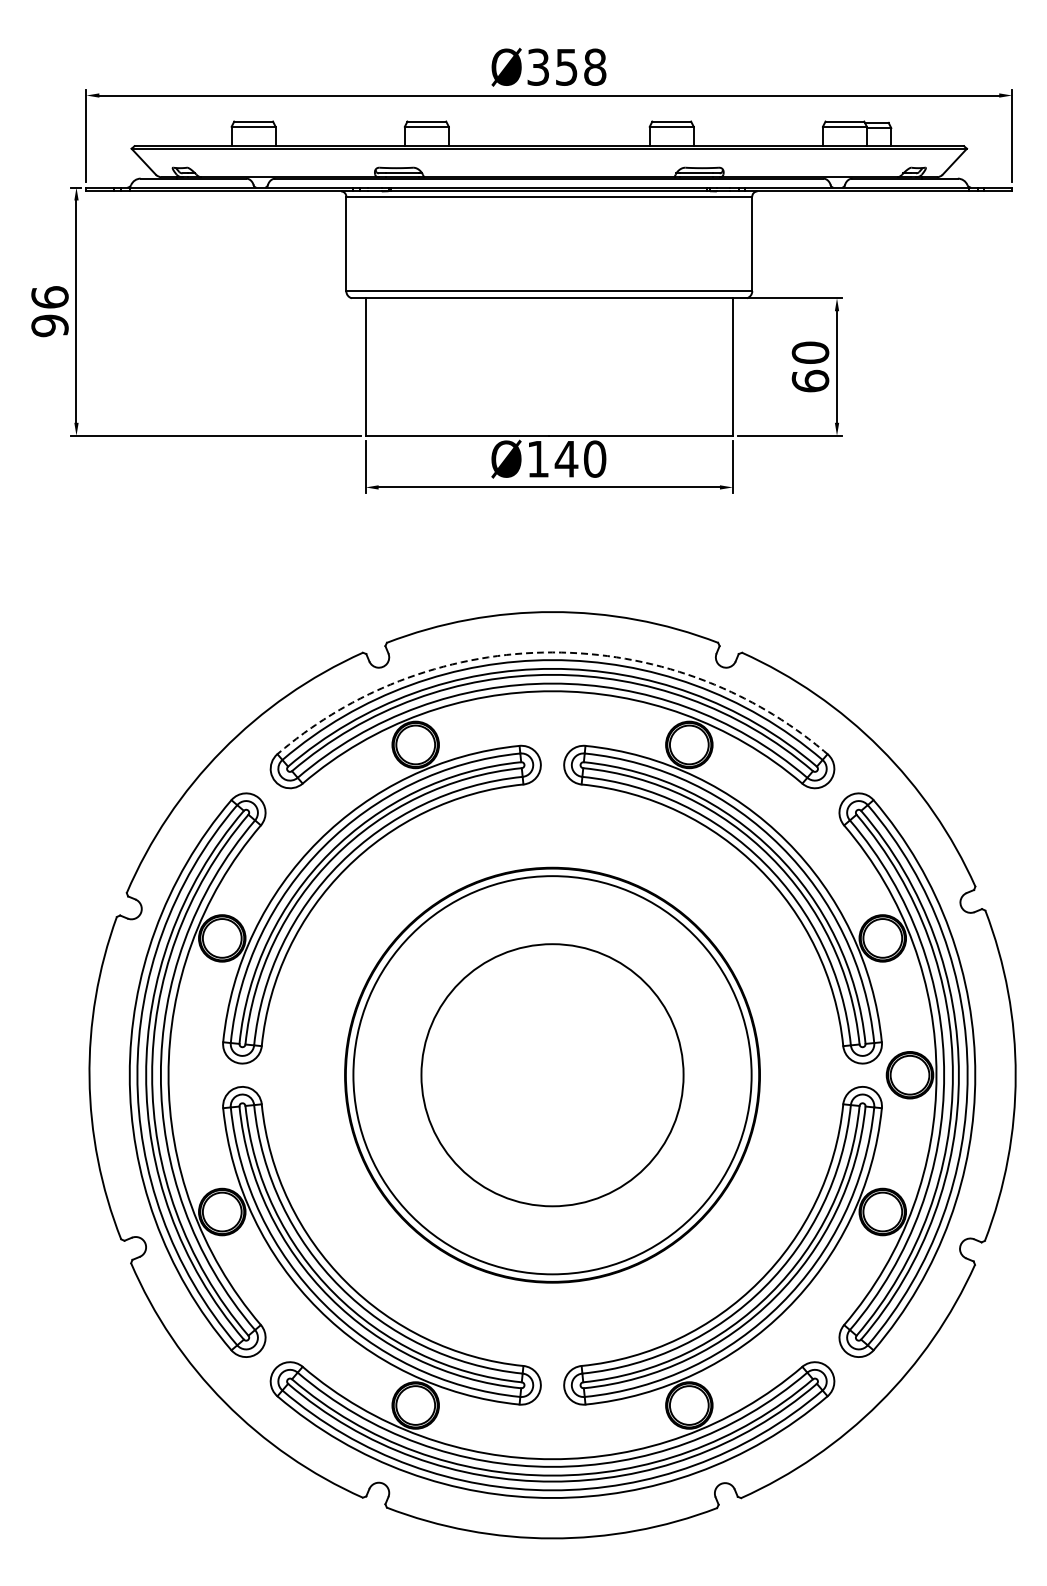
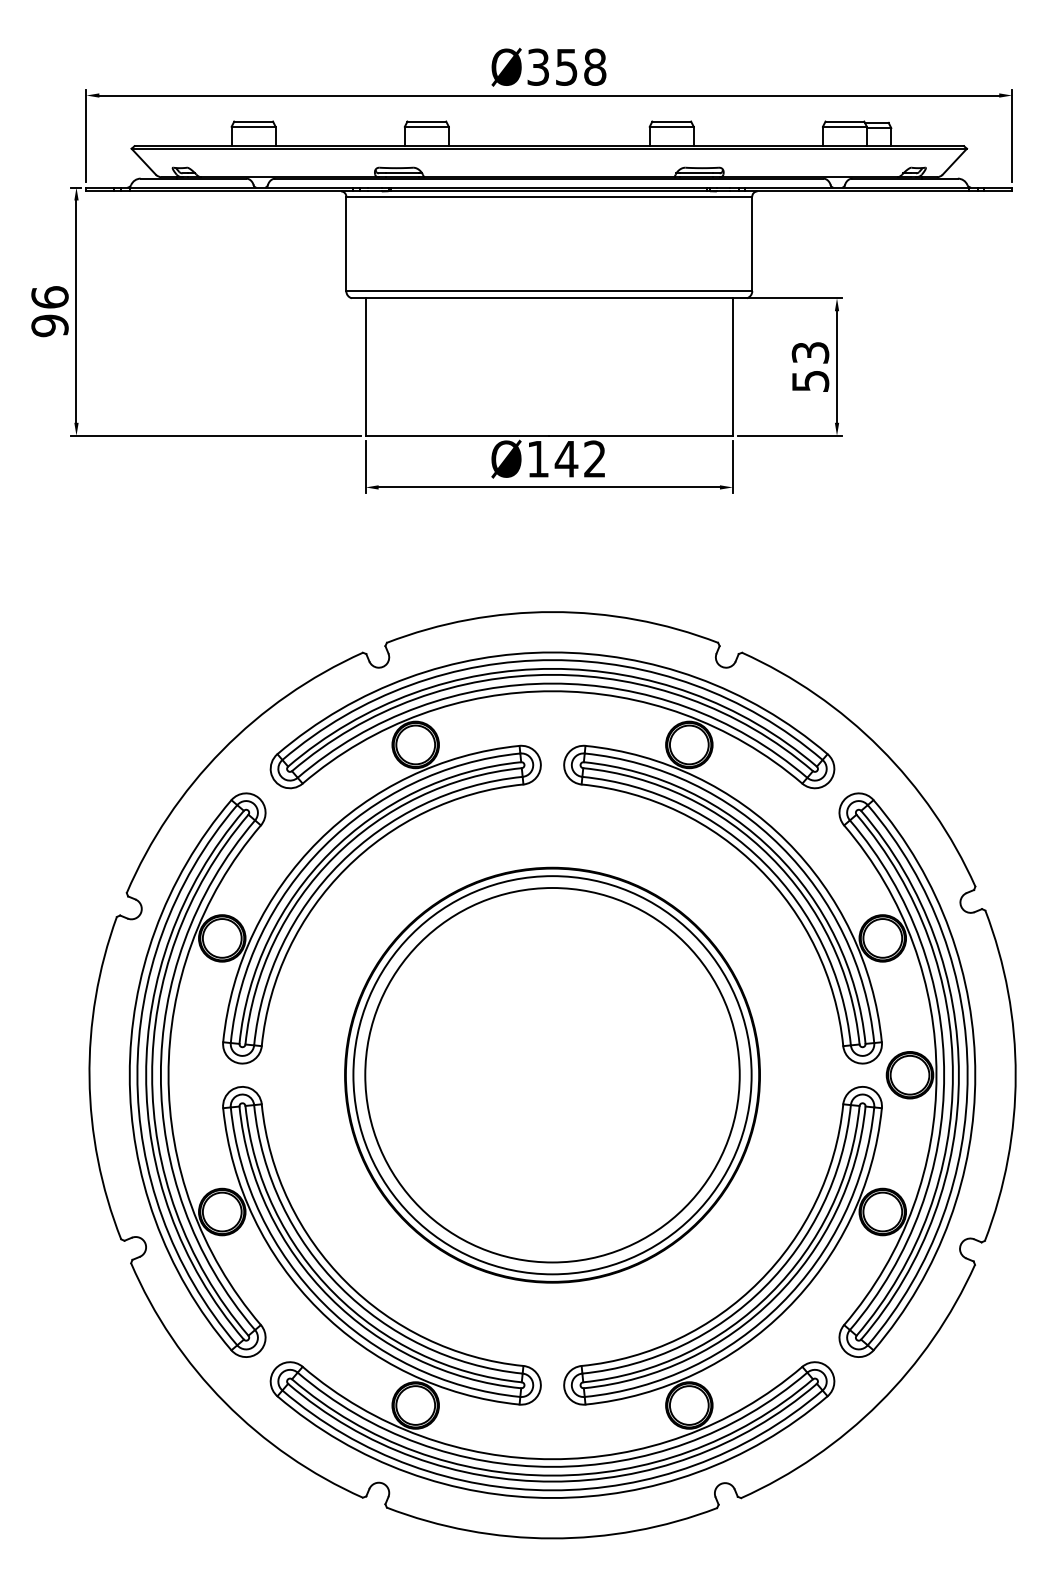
text: 60 -> 53 (810, 366)
text: Ø140 -> Ø142 (595, 458)
arc: dashed -> solid (552, 652)
circle diameter: 262 px -> 374 px (552, 1075)
